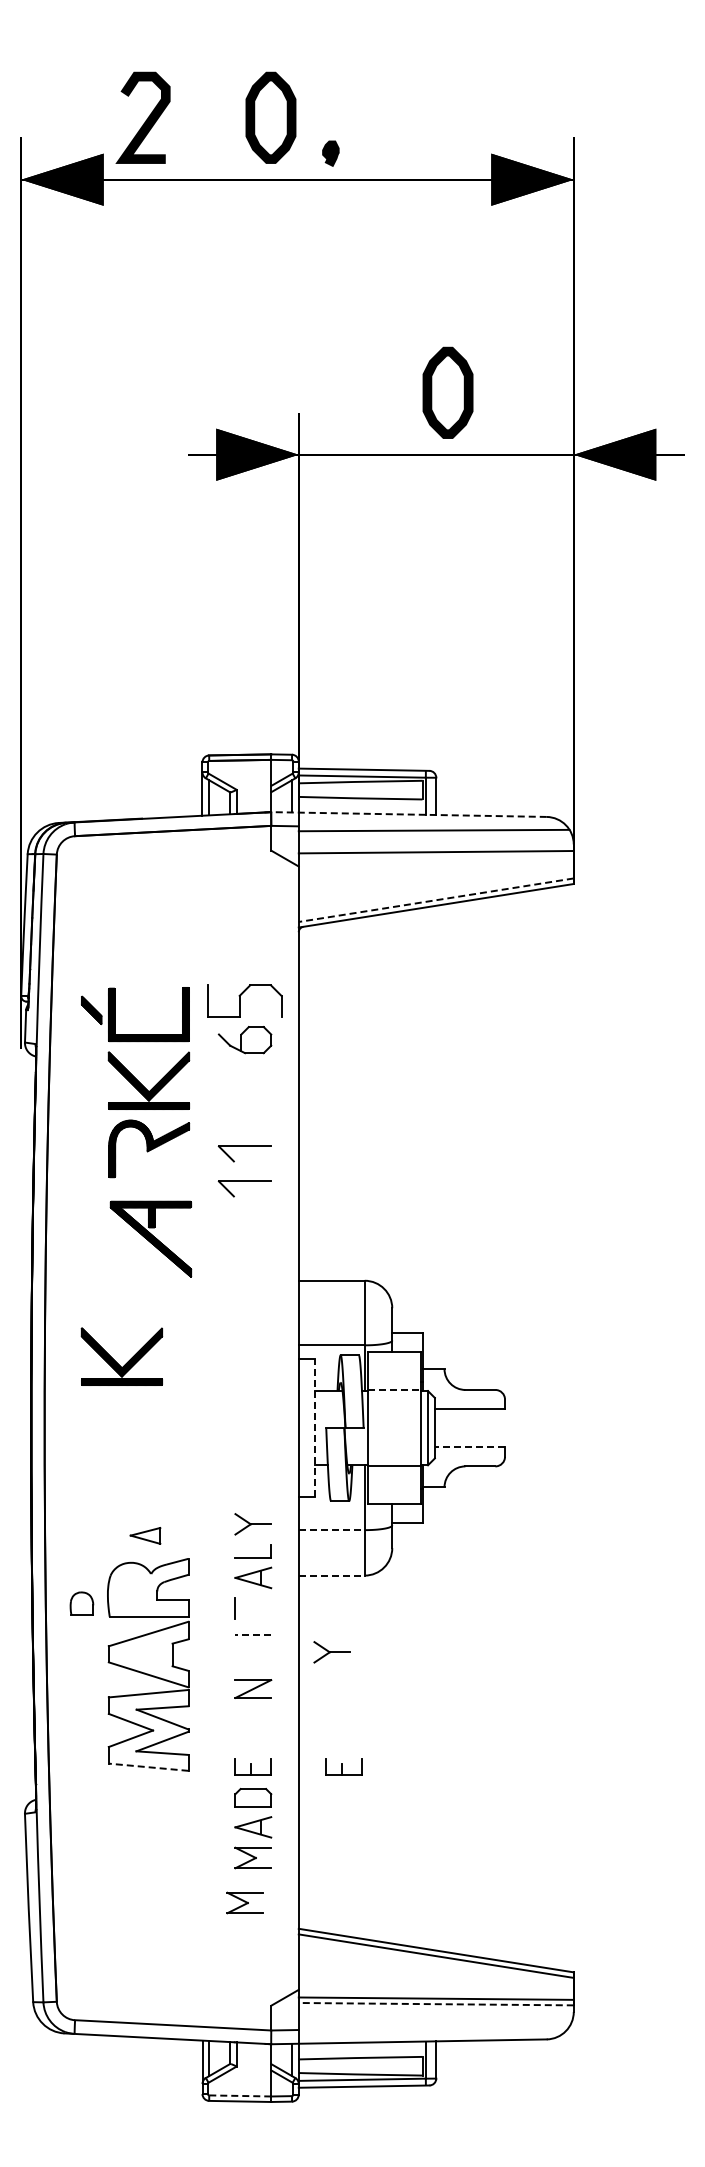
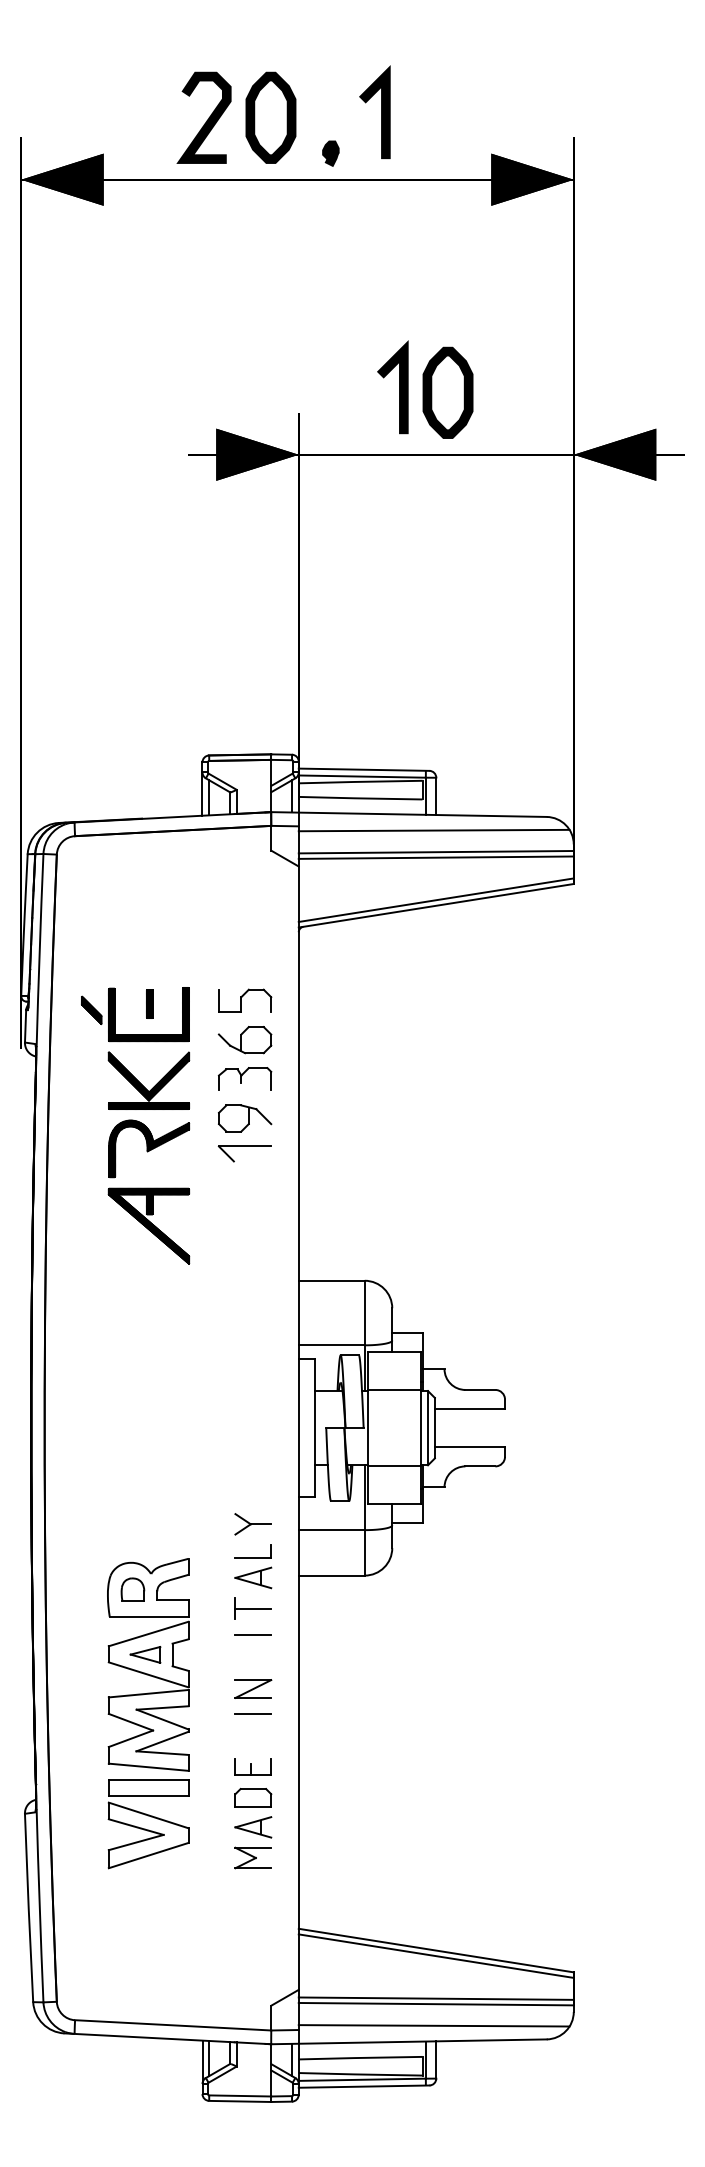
line: none -> present (381, 112)
curve position: (145, 120) -> (206, 120) (206, 120)
line: none -> present (399, 387)
line: dashed -> solid (409, 814)
line: none -> present (435, 857)
line: dashed -> solid (435, 900)
part size: 76x34 px -> 55x25 px (245, 1000)
part: none -> present (149, 1003)
part: none -> present (244, 1078)
part: none -> present (245, 1118)
part: present -> none (244, 1181)
part position: (150, 1238) -> (148, 1225) (148, 1225)
part: present -> none (116, 1361)
line: dashed -> solid (394, 1390)
line: dashed -> solid (315, 1428)
line: dashed -> solid (469, 1447)
line: dashed -> solid (332, 1530)
part position: (145, 1535) -> (145, 1654) (145, 1654)
line: dashed -> solid (332, 1575)
part position: (81, 1603) -> (132, 1589) (132, 1589)
line: none -> present (253, 1608)
line: dashed -> solid (253, 1634)
part: present -> none (331, 1652)
line: none -> present (252, 1713)
part: present -> none (343, 1766)
line: dashed -> solid (148, 1767)
part: none -> present (148, 1824)
part: present -> none (244, 1902)
line: dashed -> solid (436, 2004)
line: none -> present (433, 2025)
line: dashed -> solid (239, 2095)
